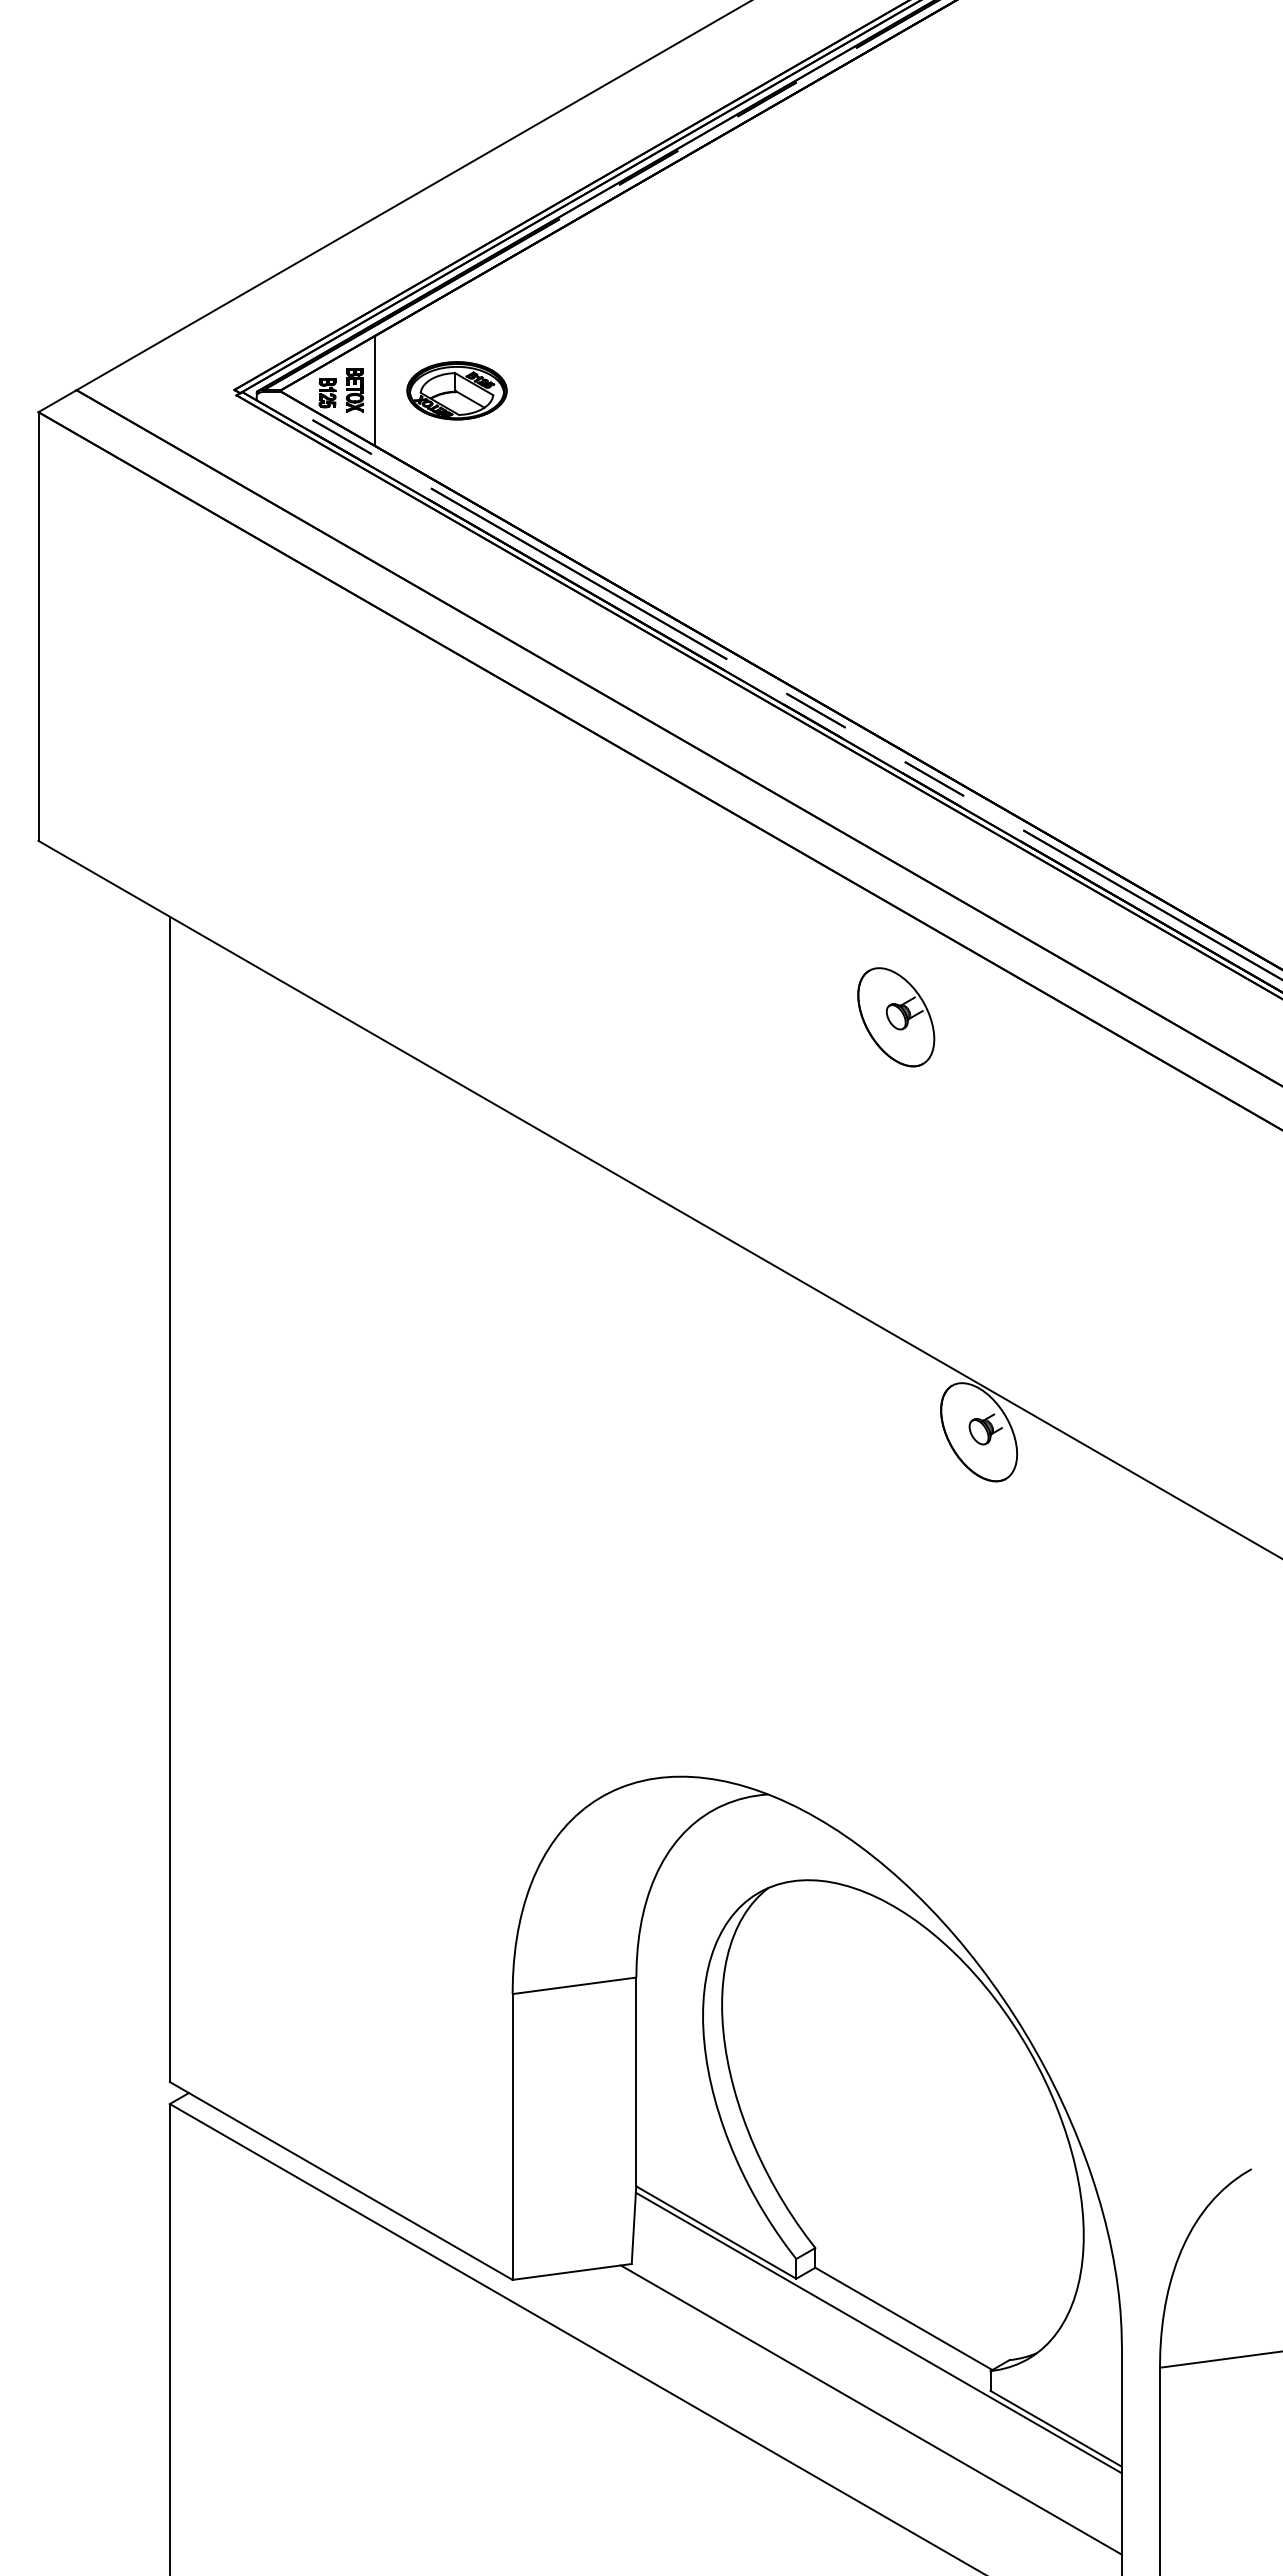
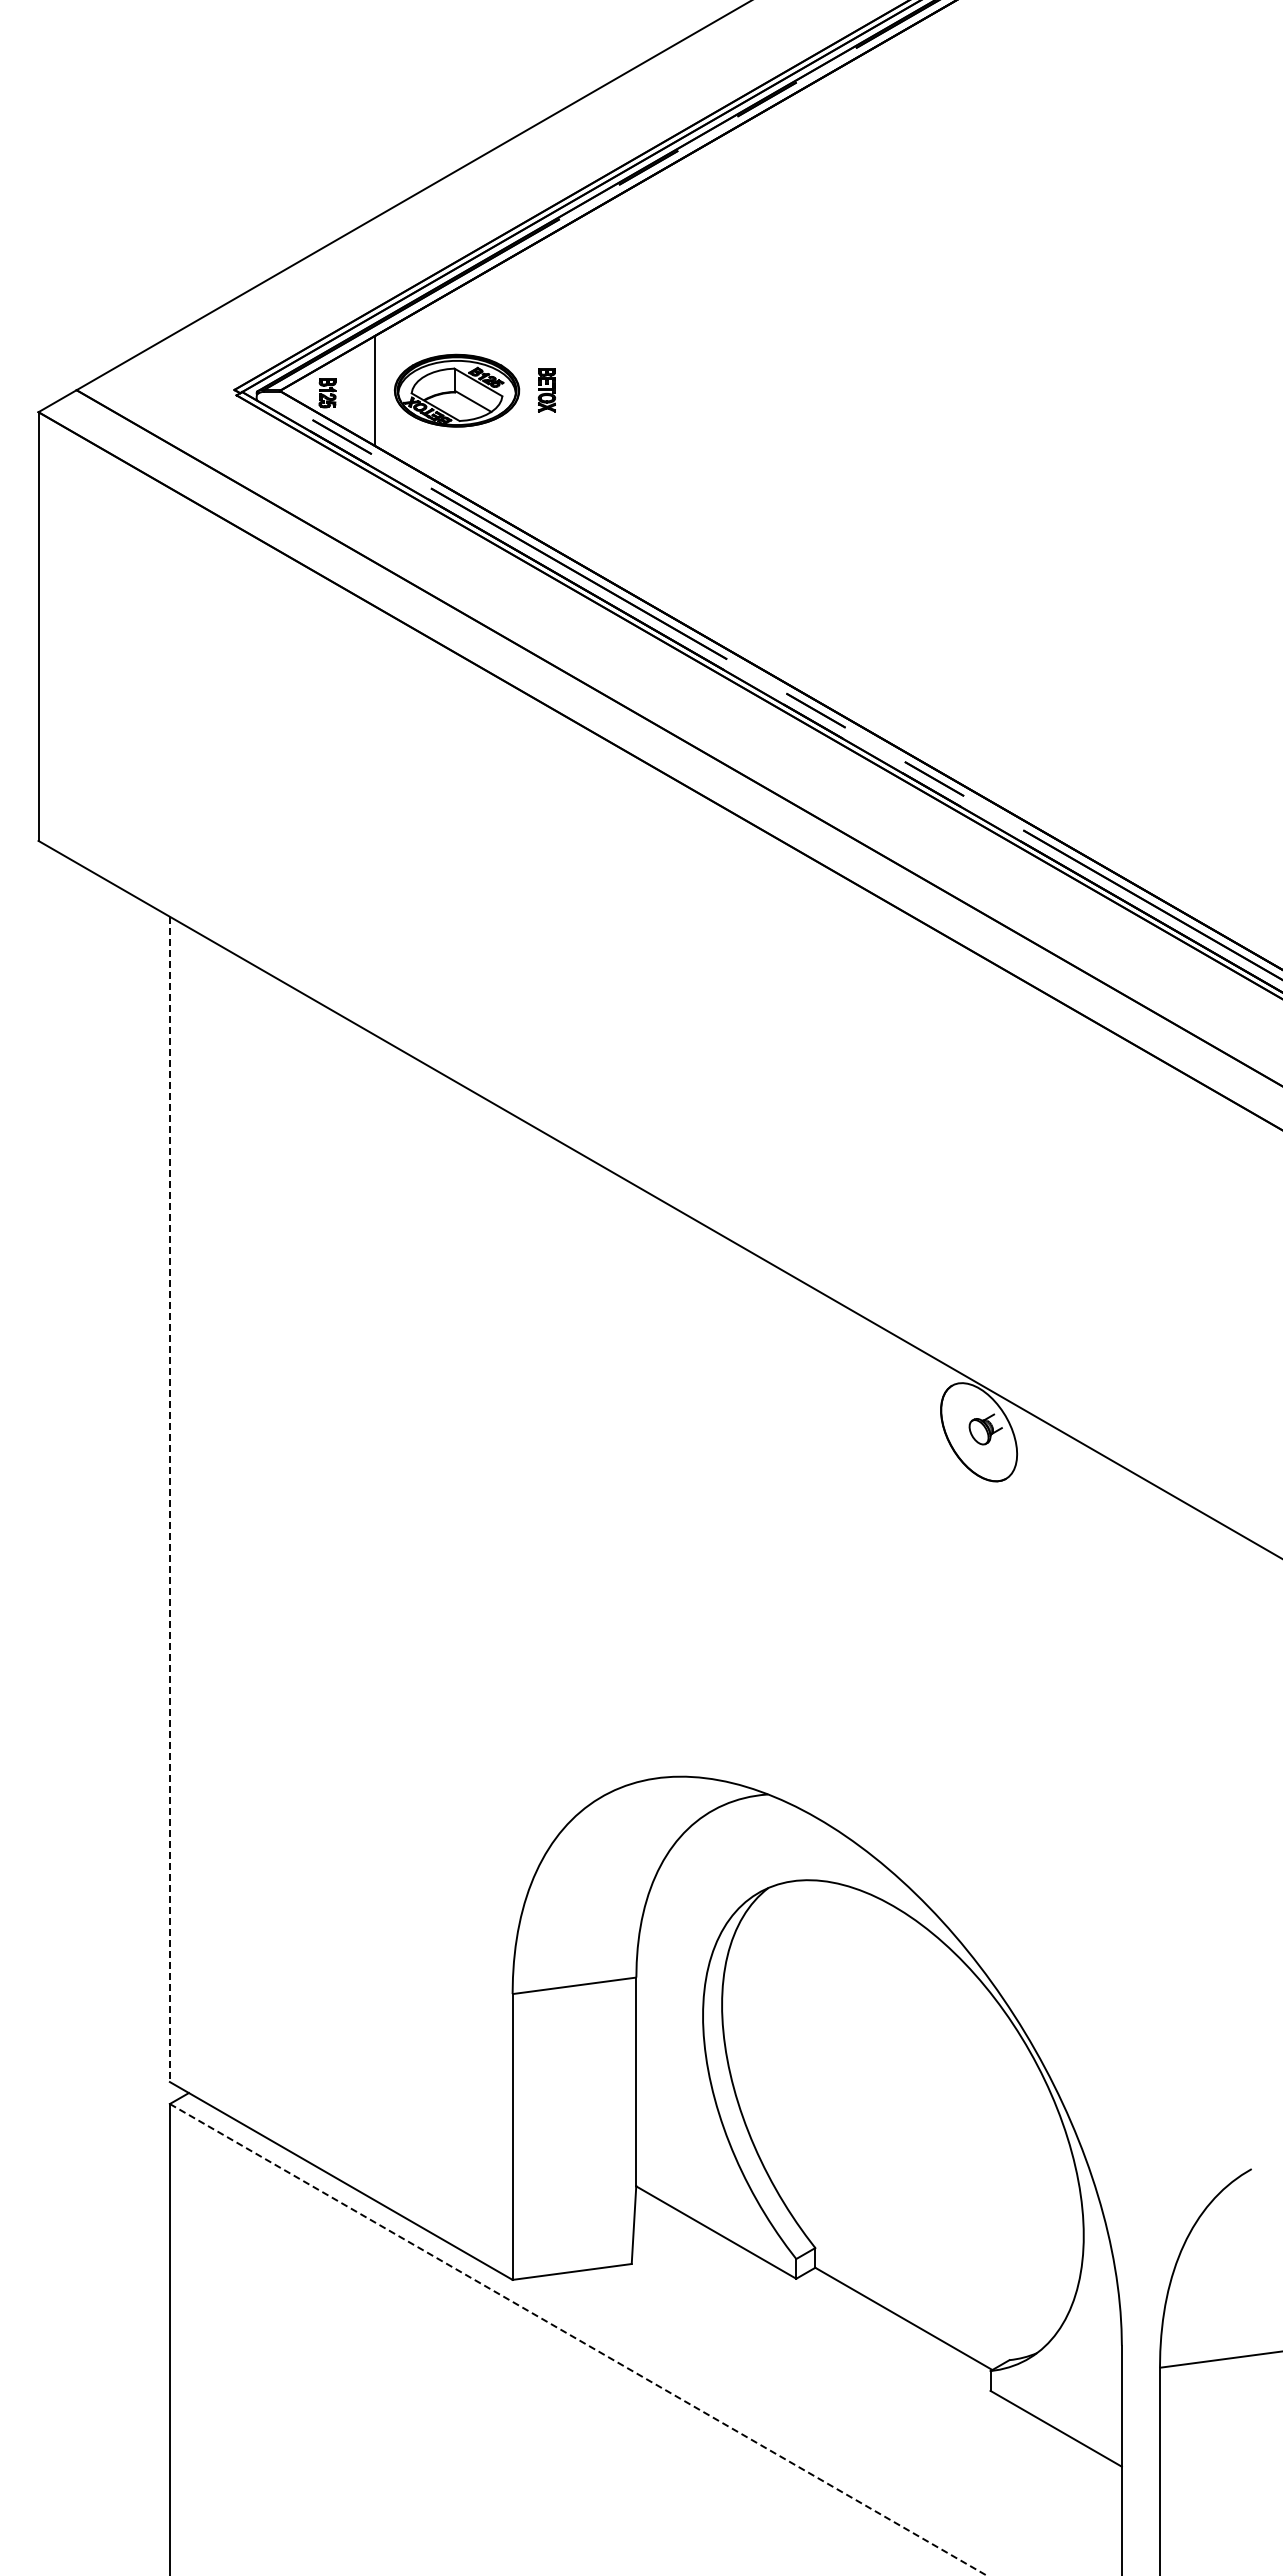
part position: (354, 390) -> (546, 390) (546, 390)
part size: 102x60 px -> 128x75 px (456, 390)
part: present -> none (896, 1017)
line: solid -> dashed (169, 1499)
line: present -> none (878, 2332)
line: solid -> dashed (578, 2339)
line: present -> none (870, 2409)
